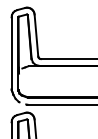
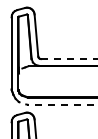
line: solid -> dashed (69, 59)
line: solid -> dashed (62, 104)
